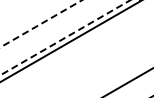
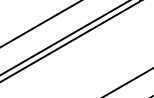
line: dashed -> solid (40, 24)
line: dashed -> solid (65, 37)
